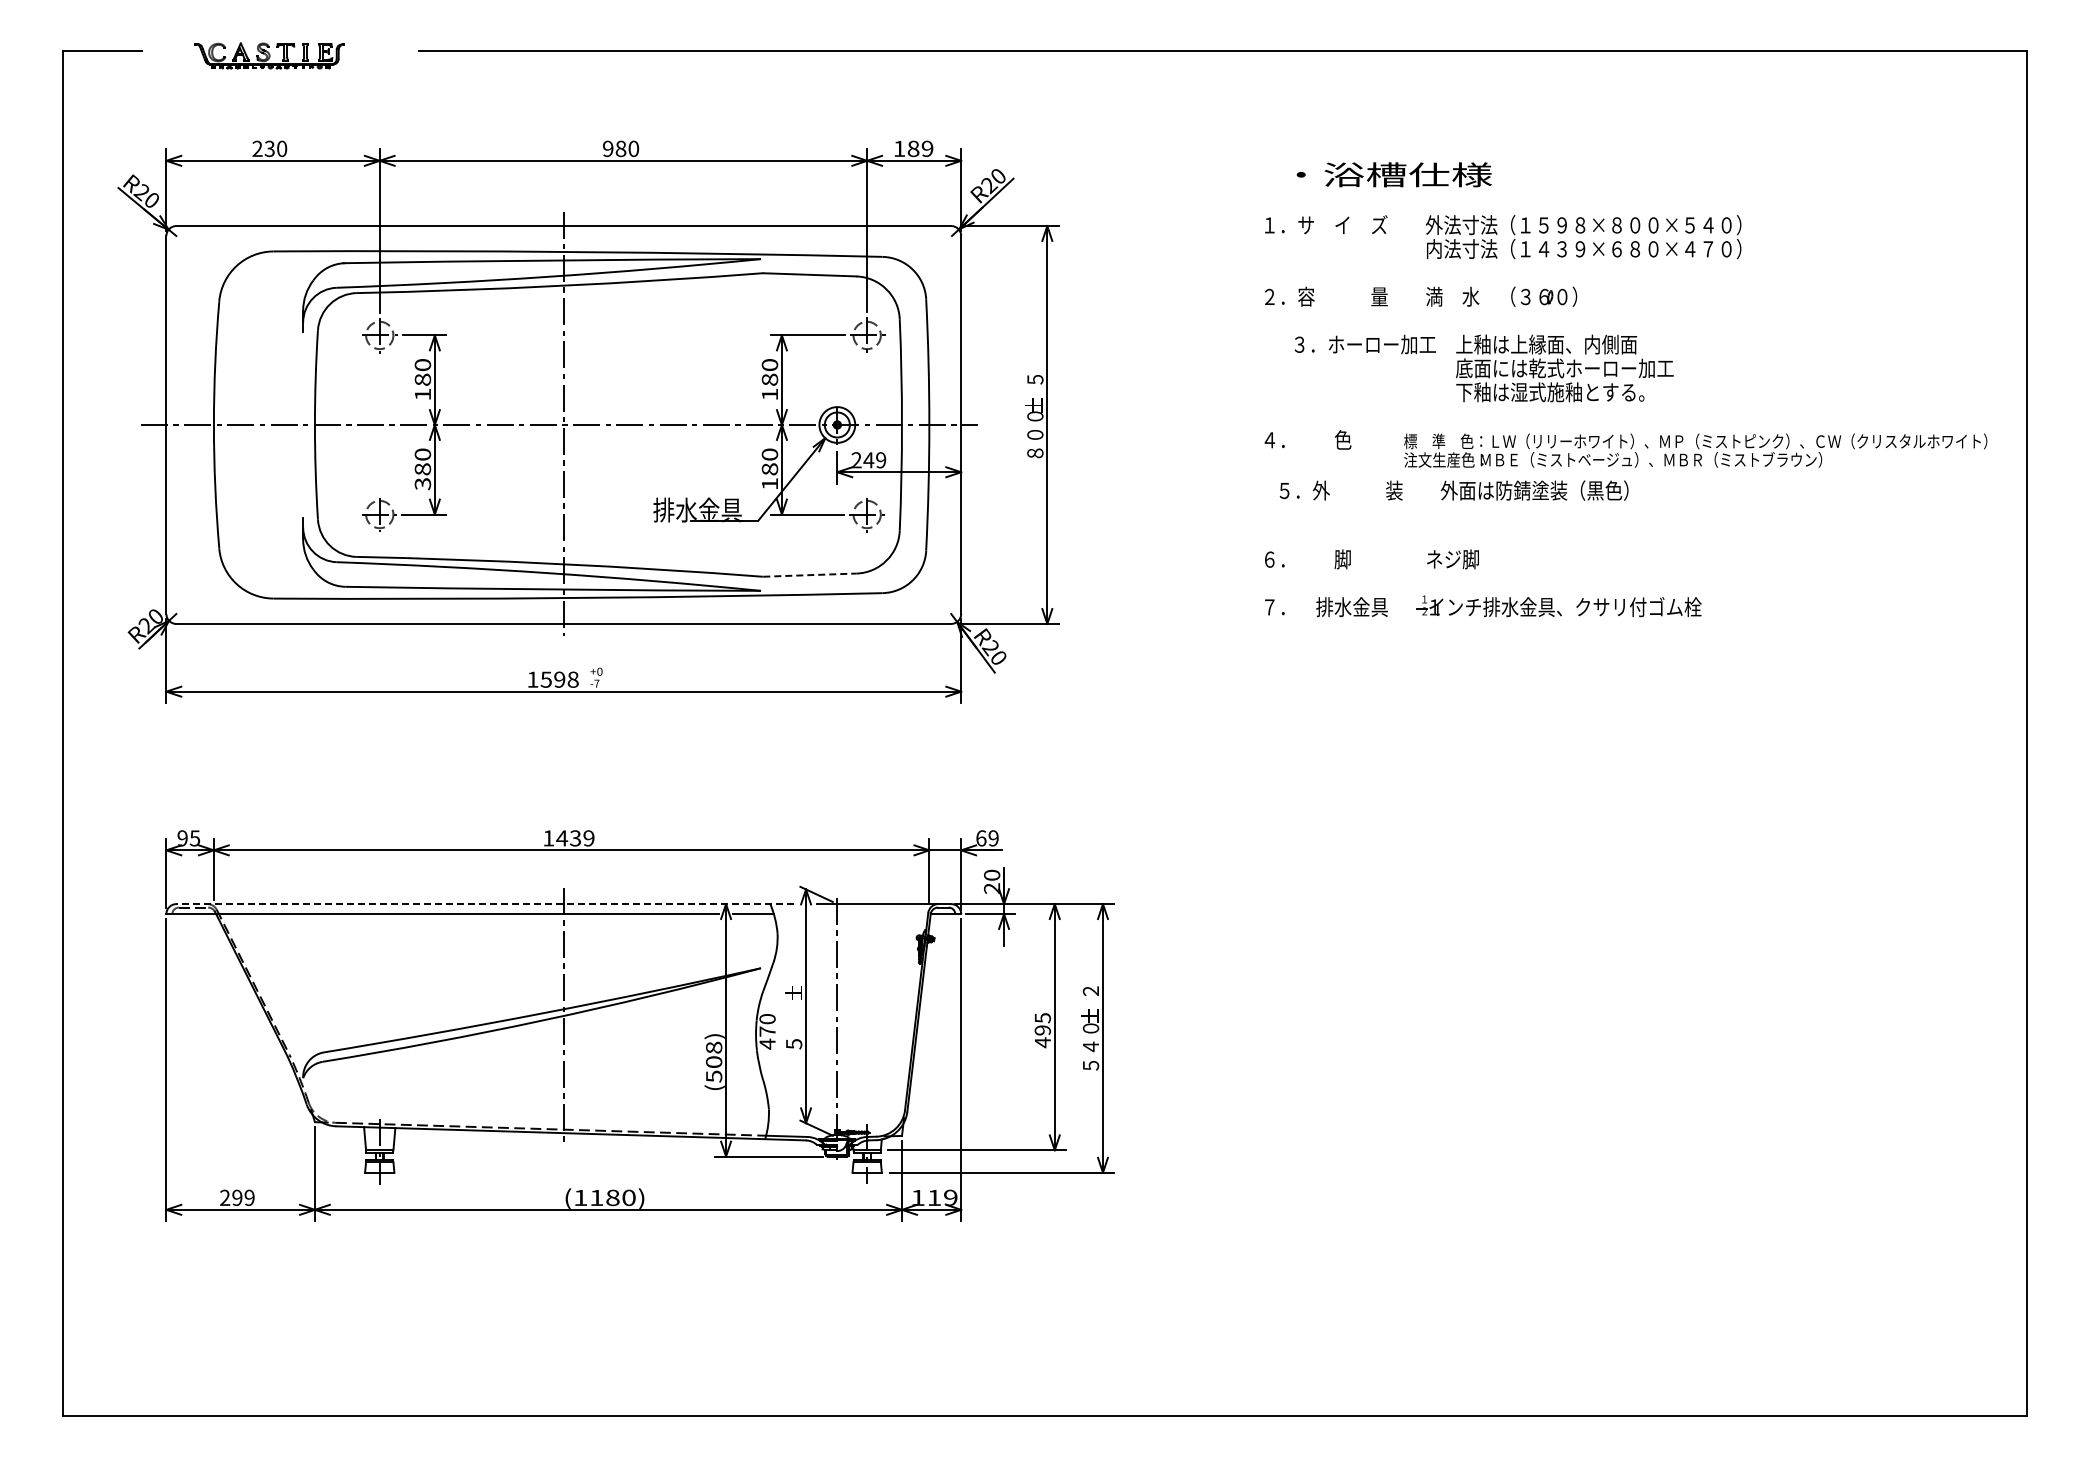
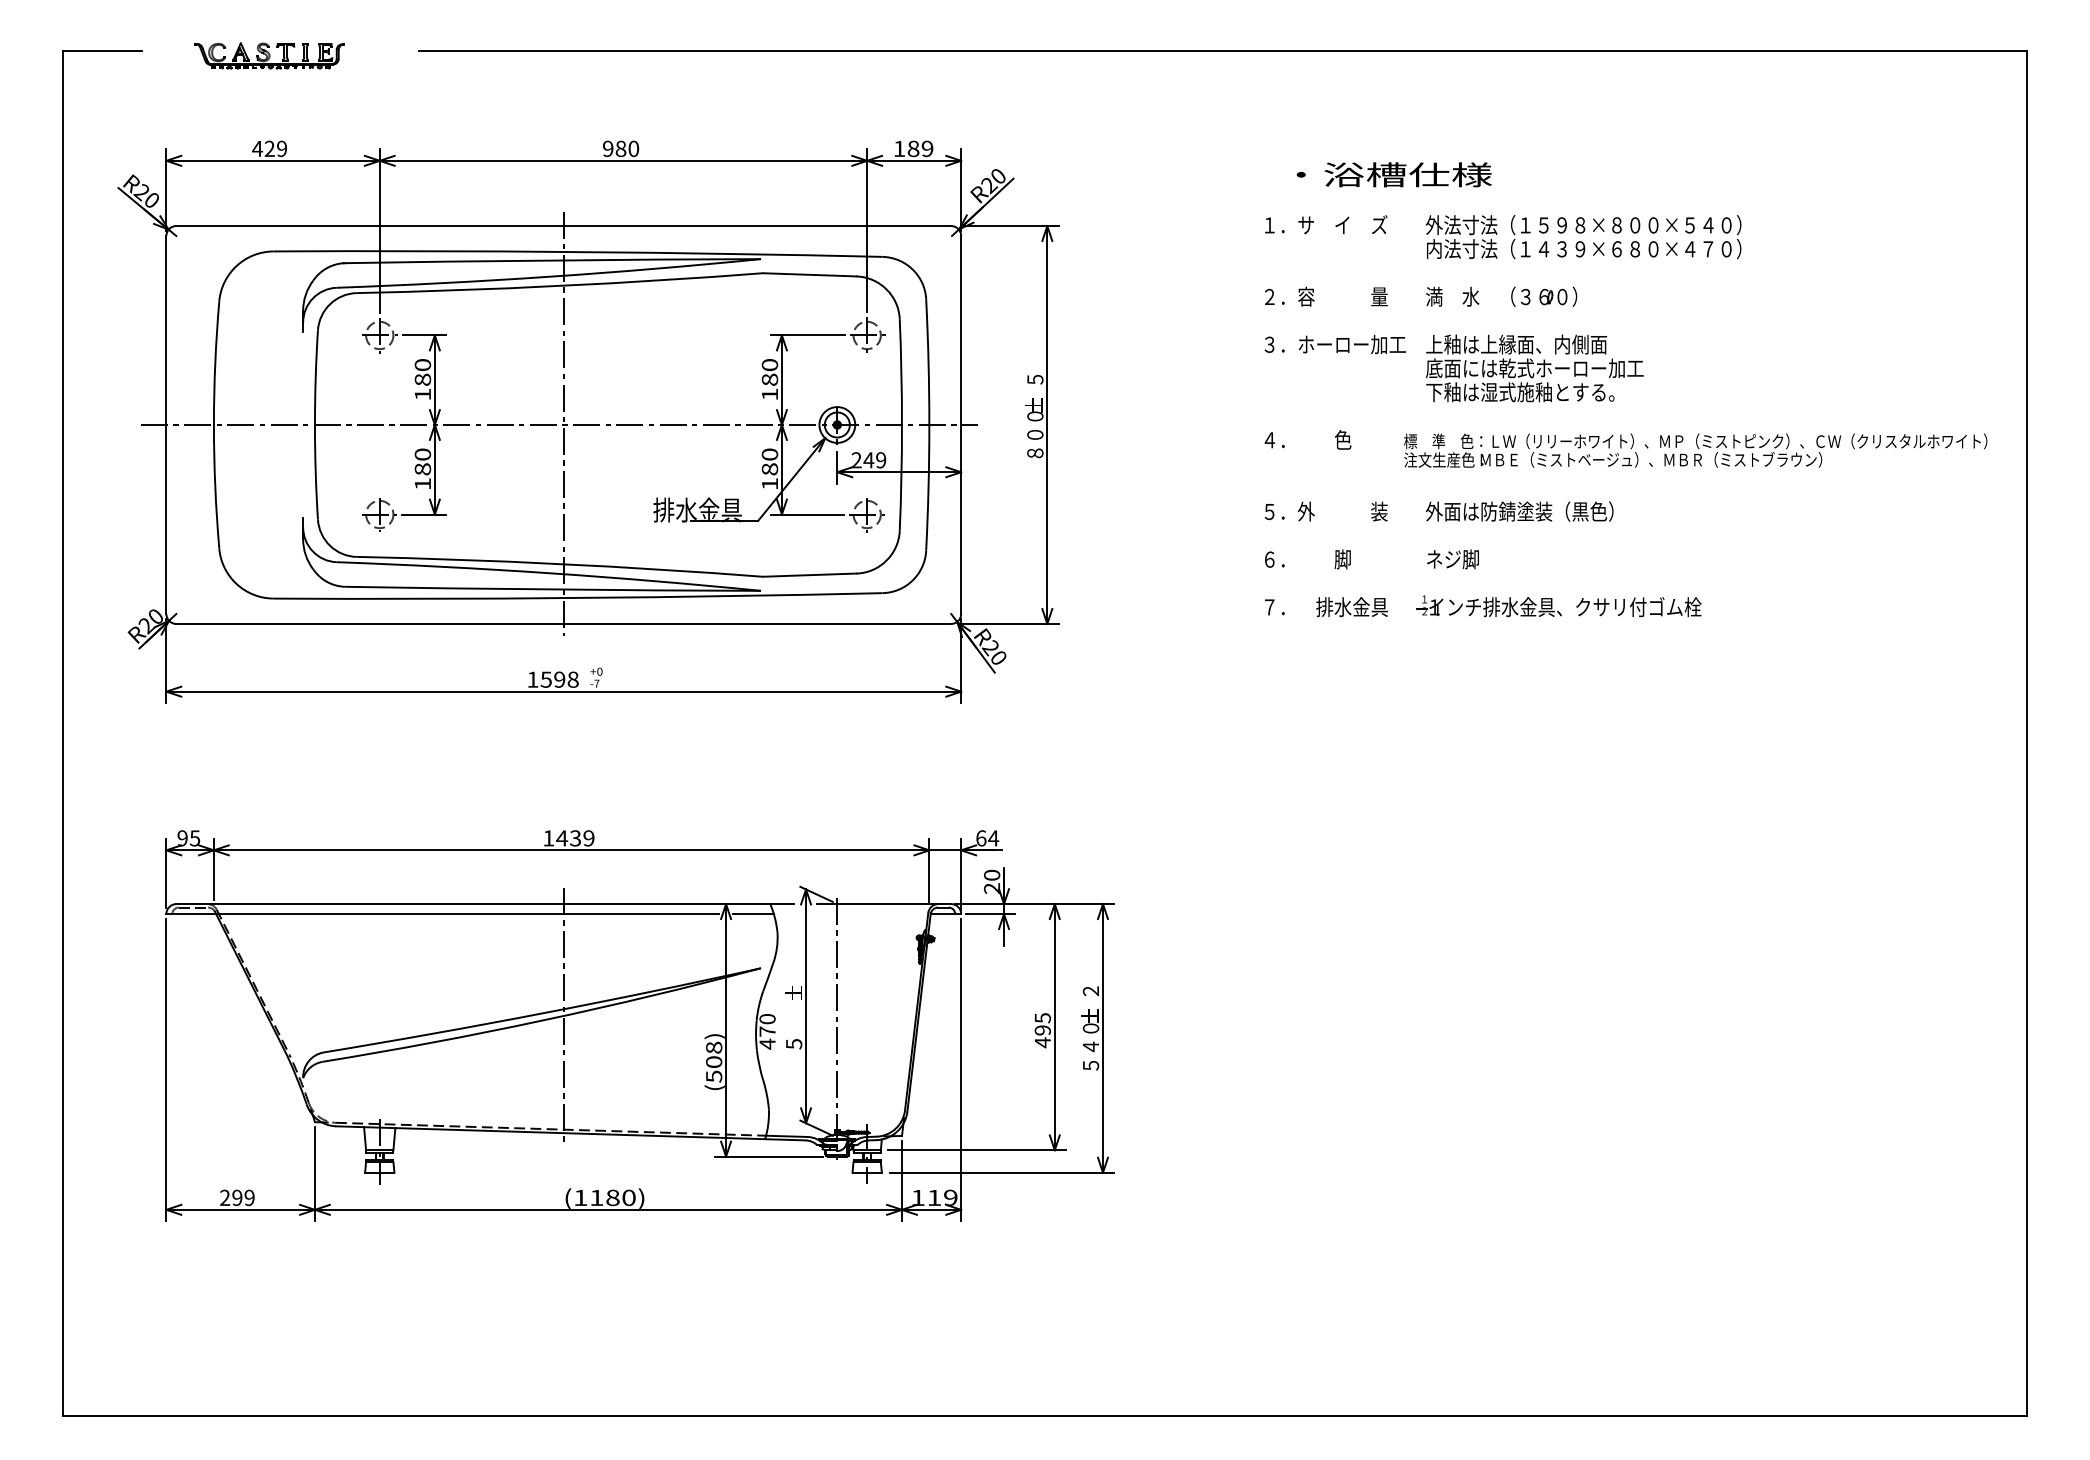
text: 230 -> 429 (269, 148)
text position: (1483, 368) -> (1453, 368) (1453, 368)
text: 380 -> 180 (422, 484)
text position: (1453, 490) -> (1438, 511) (1438, 511)
line: dashed -> solid (809, 575)
text: 69 -> 64 (993, 838)
line: dashed -> solid (485, 904)
